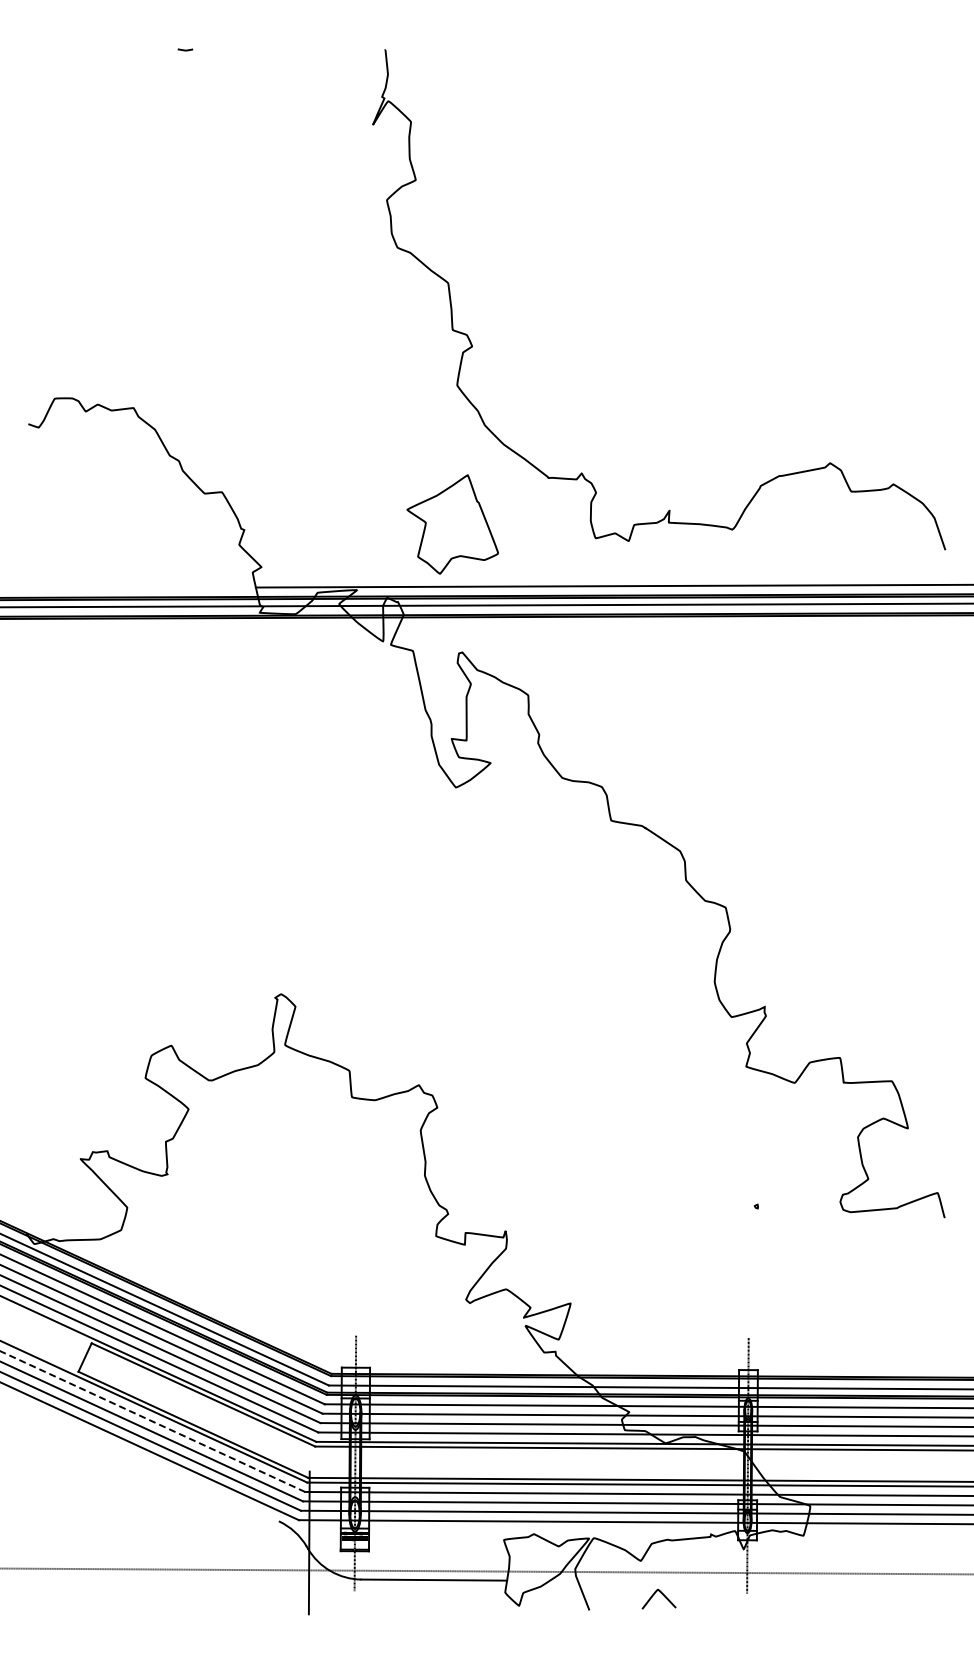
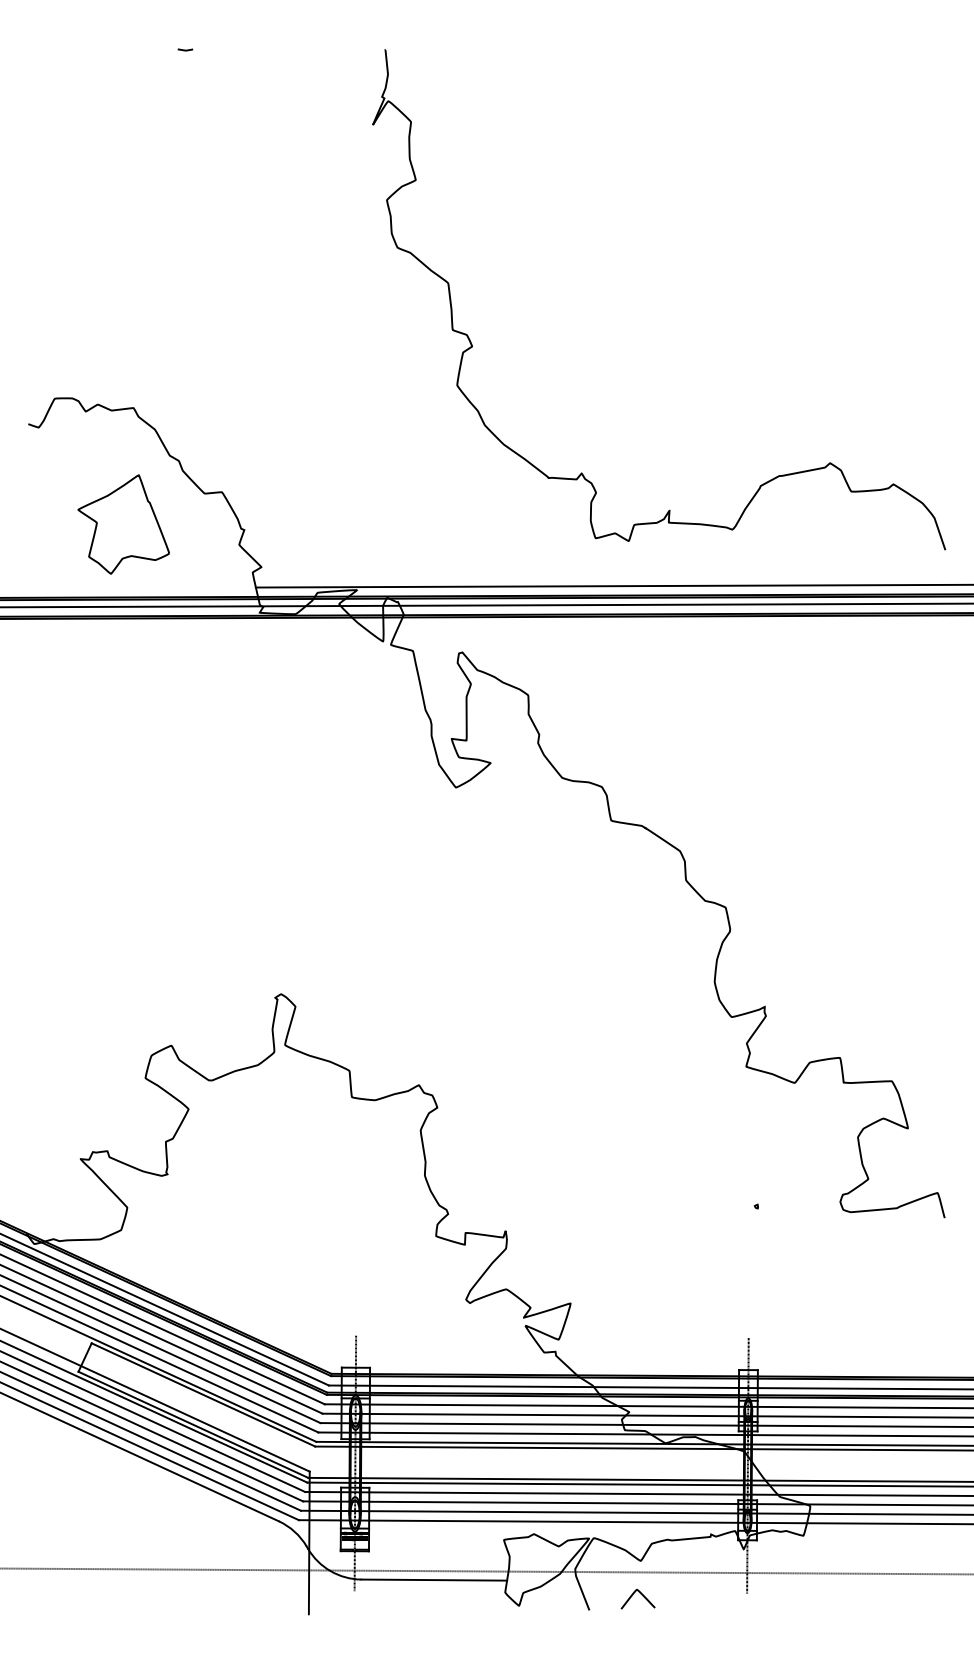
part position: (452, 524) -> (123, 524) (123, 524)
line: none -> present (155, 1400)
line: dashed -> solid (152, 1421)
line: none -> present (140, 1457)
curve position: (662, 1595) -> (641, 1595) (641, 1595)
